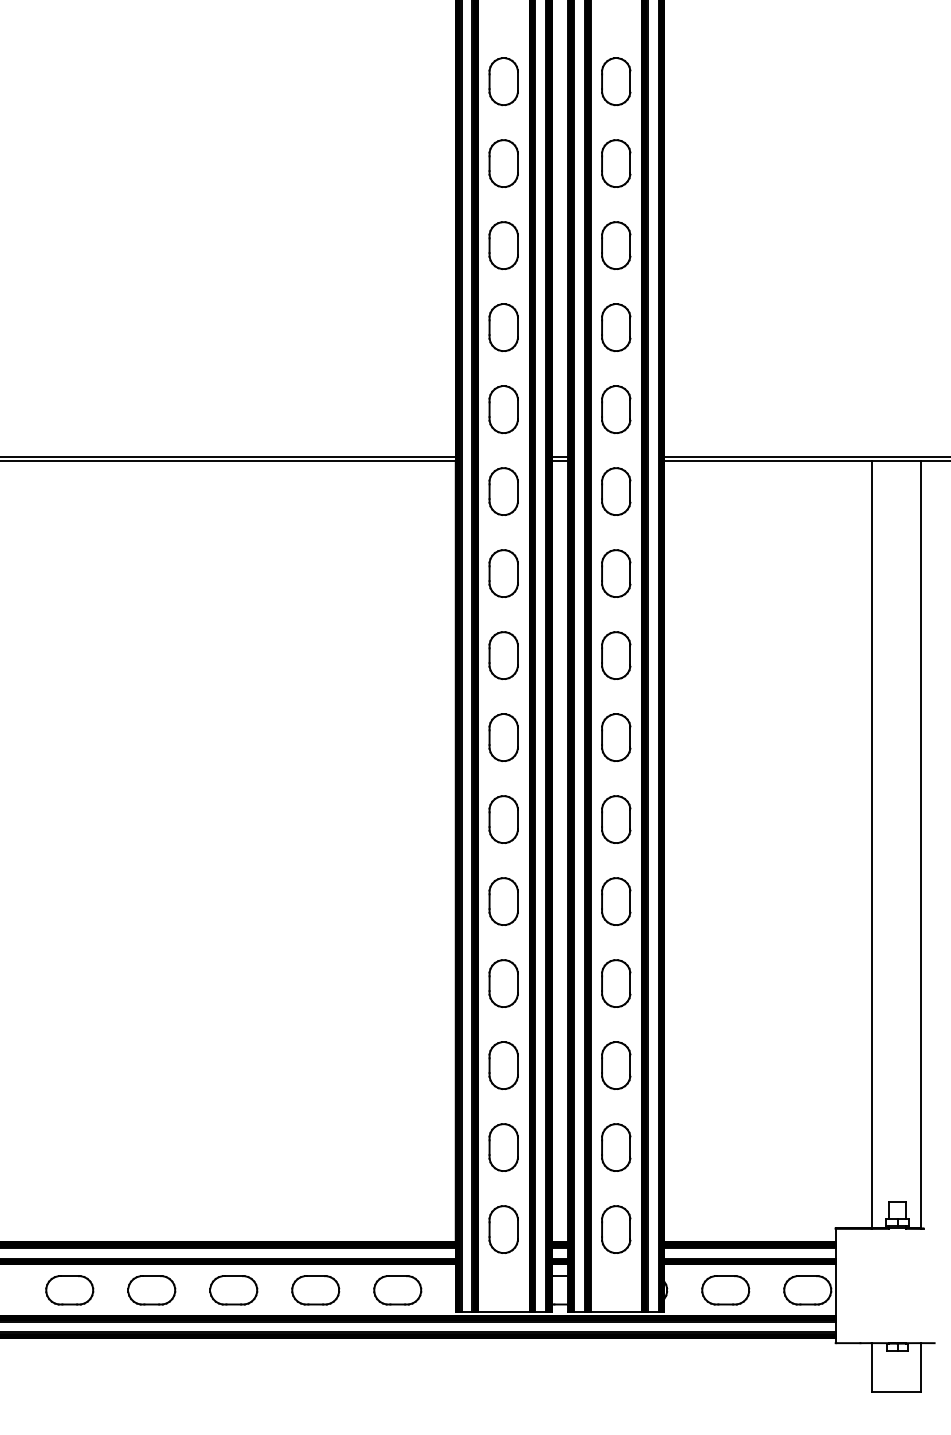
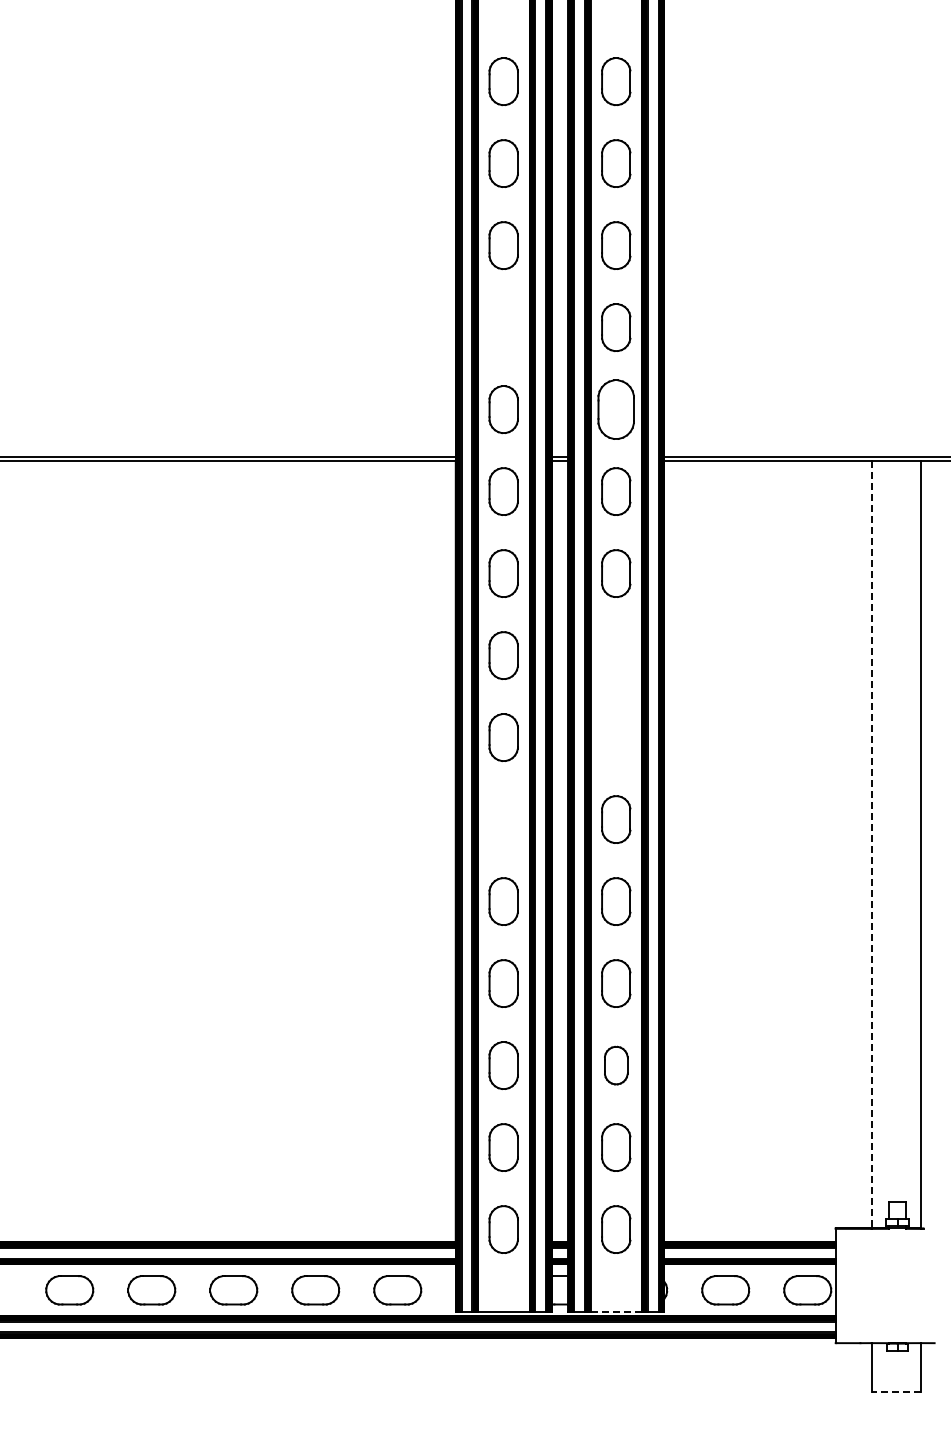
part: present -> none (503, 327)
part size: 31x49 px -> 38x61 px (615, 409)
part: present -> none (616, 655)
part: present -> none (616, 737)
part: present -> none (503, 819)
line: solid -> dashed (871, 844)
part size: 31x49 px -> 25x41 px (616, 1065)
line: solid -> dashed (616, 1311)
line: solid -> dashed (896, 1391)
